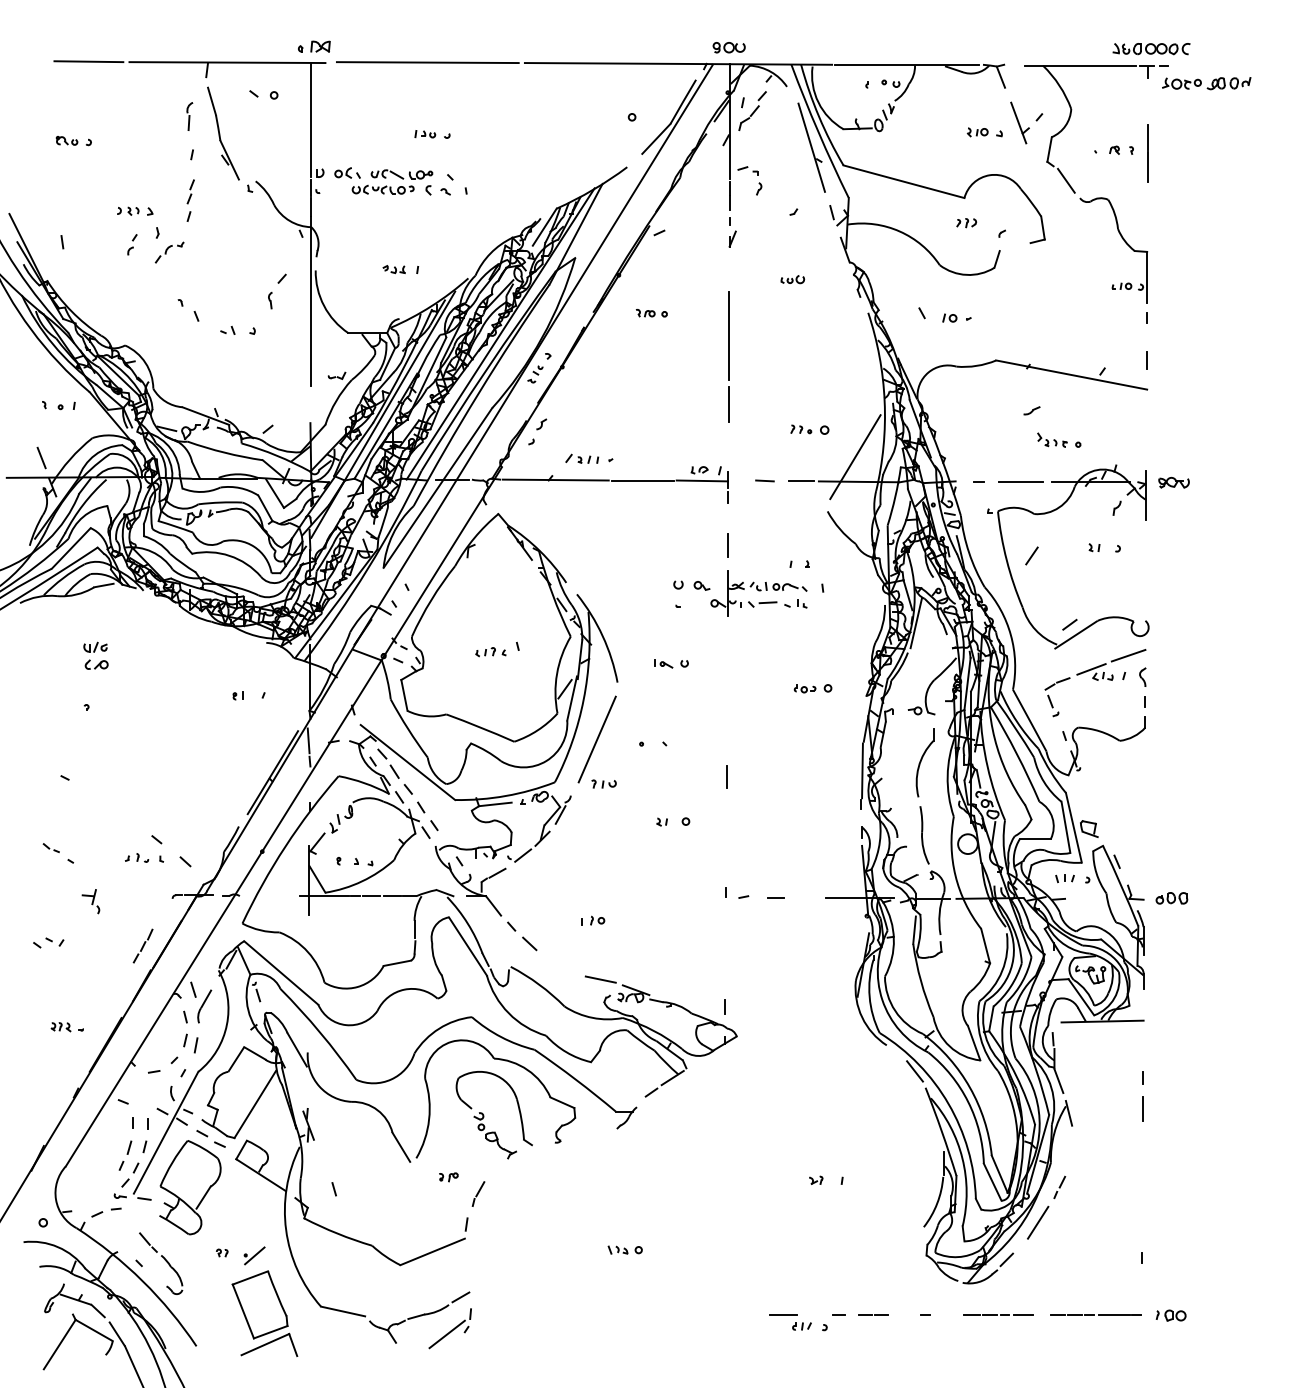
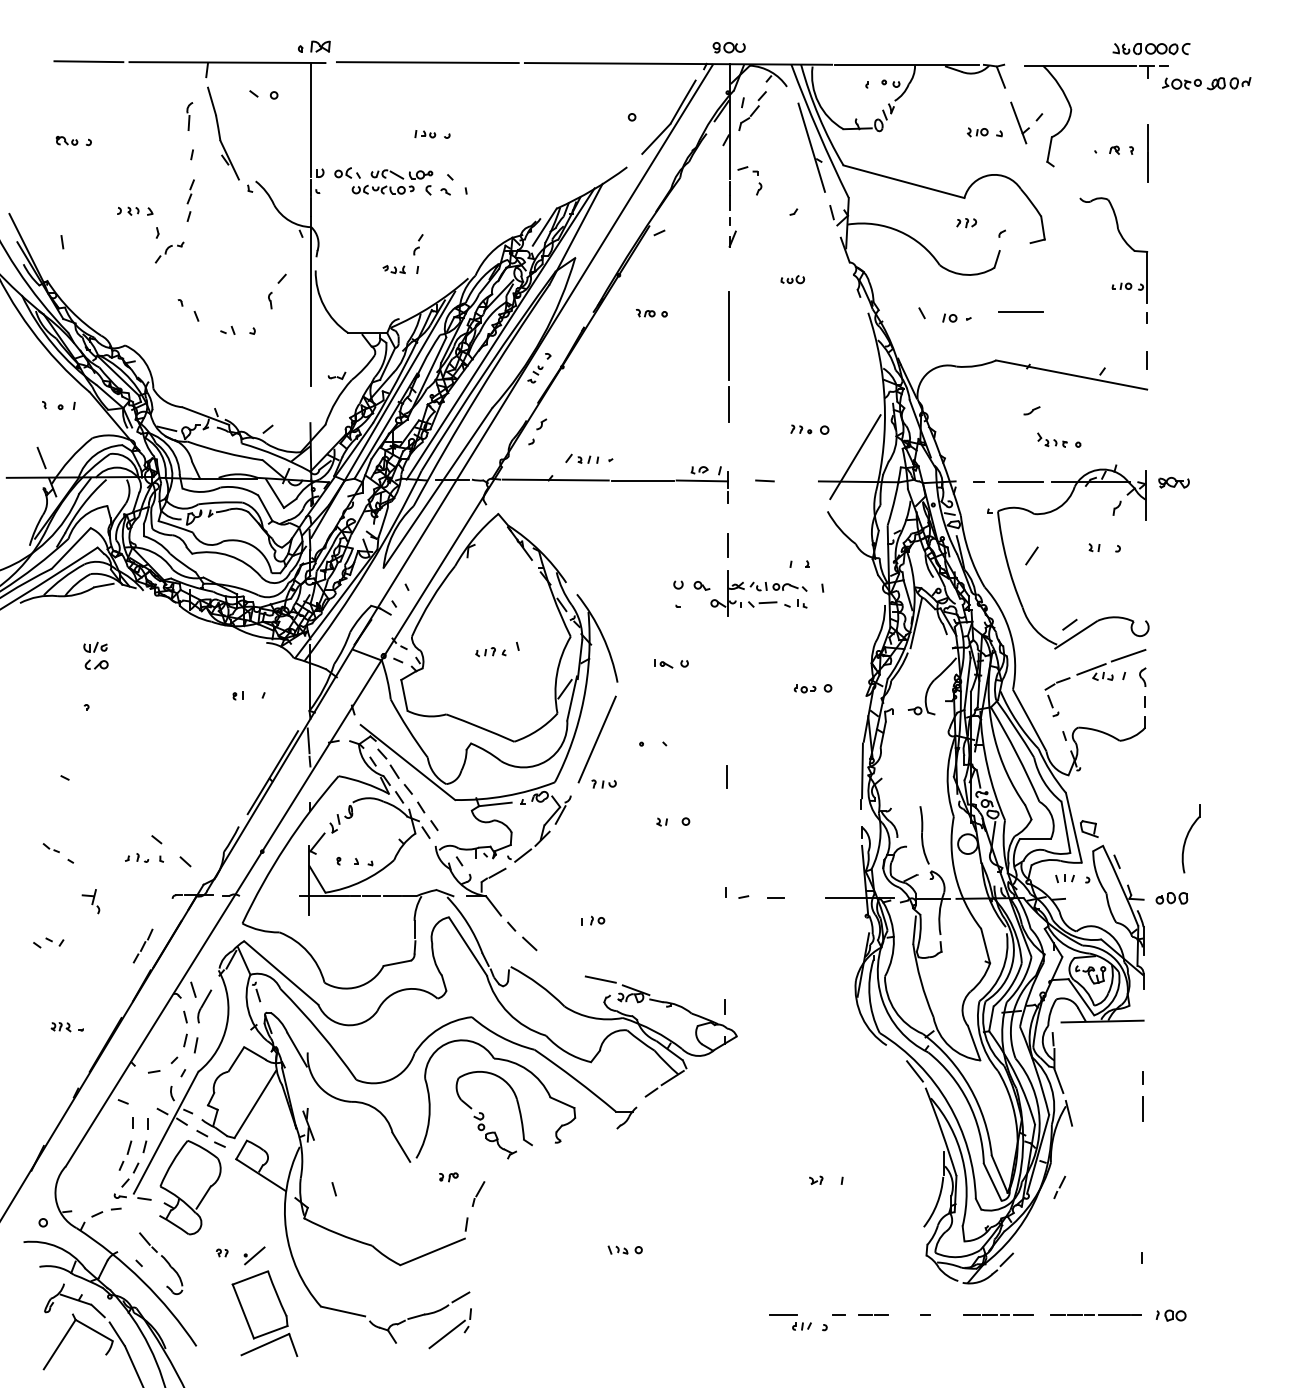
line: present -> none (1066, 180)
part position: (132, 244) -> (418, 244) (418, 244)
line: none -> present (1020, 311)
line: present -> none (800, 481)
part position: (924, 762) -> (1190, 838) (1190, 838)
line: present -> none (1037, 1222)
